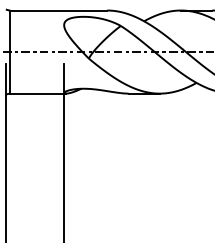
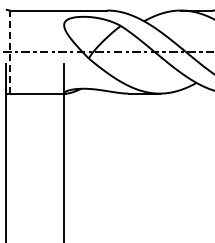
line: solid -> dashed (10, 52)
